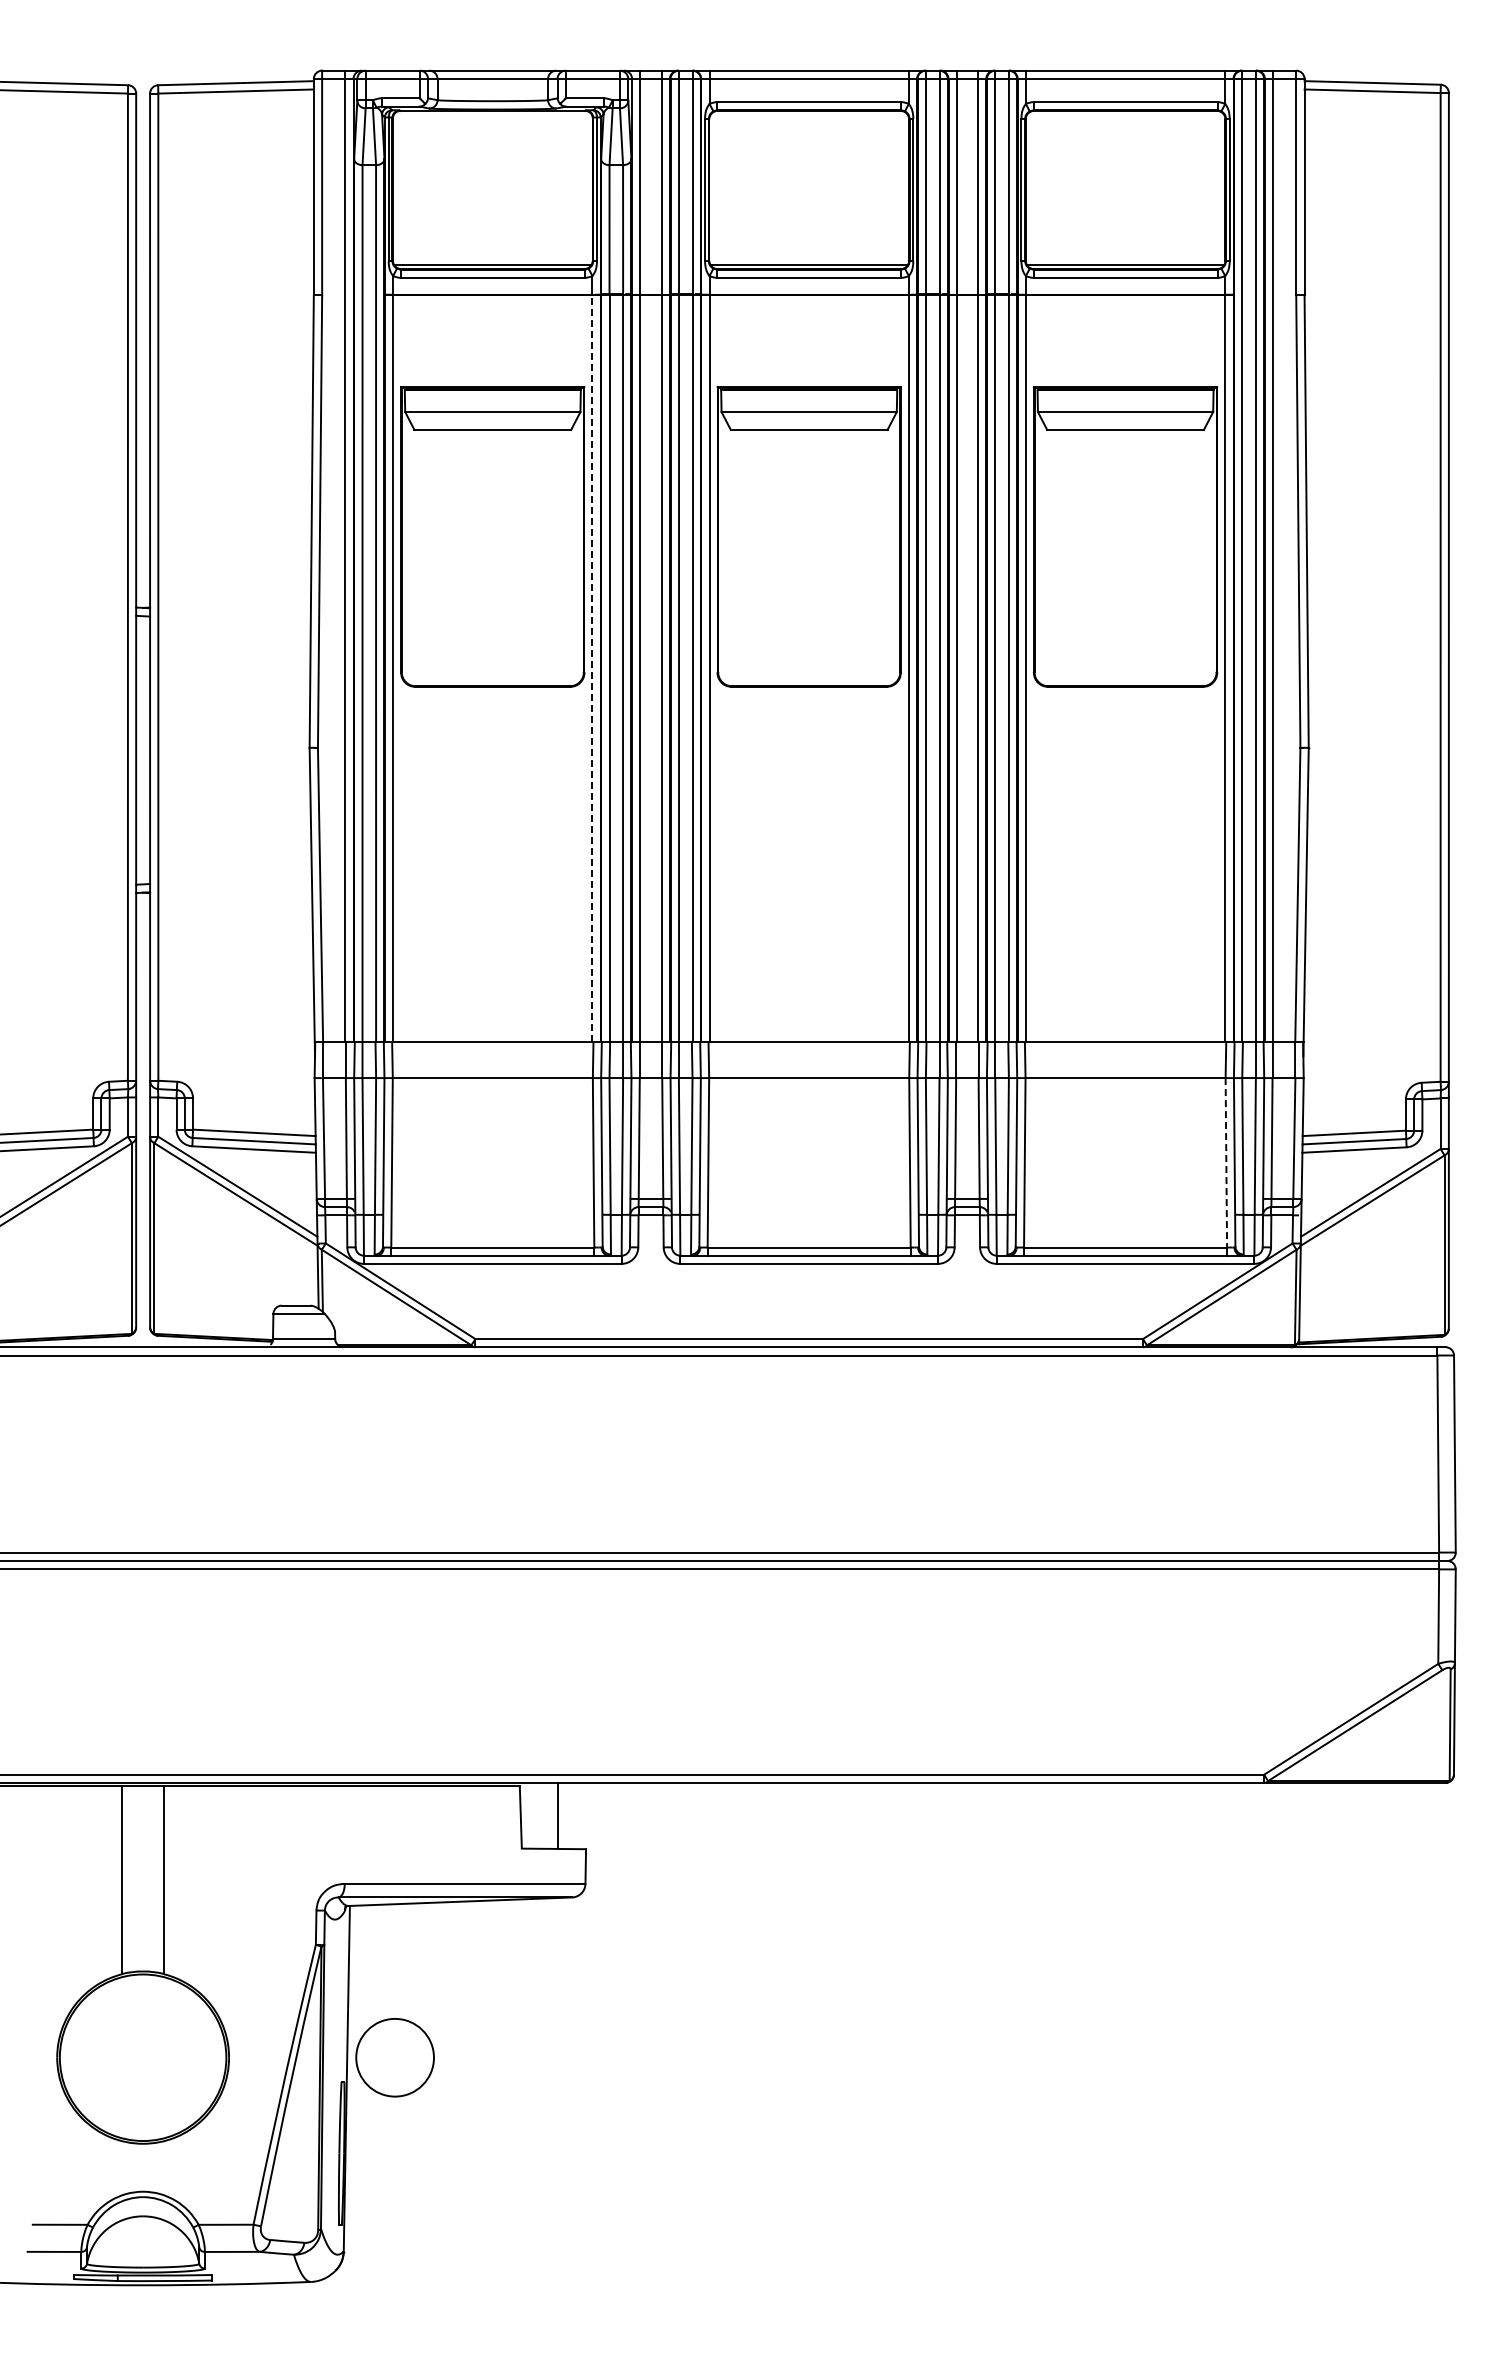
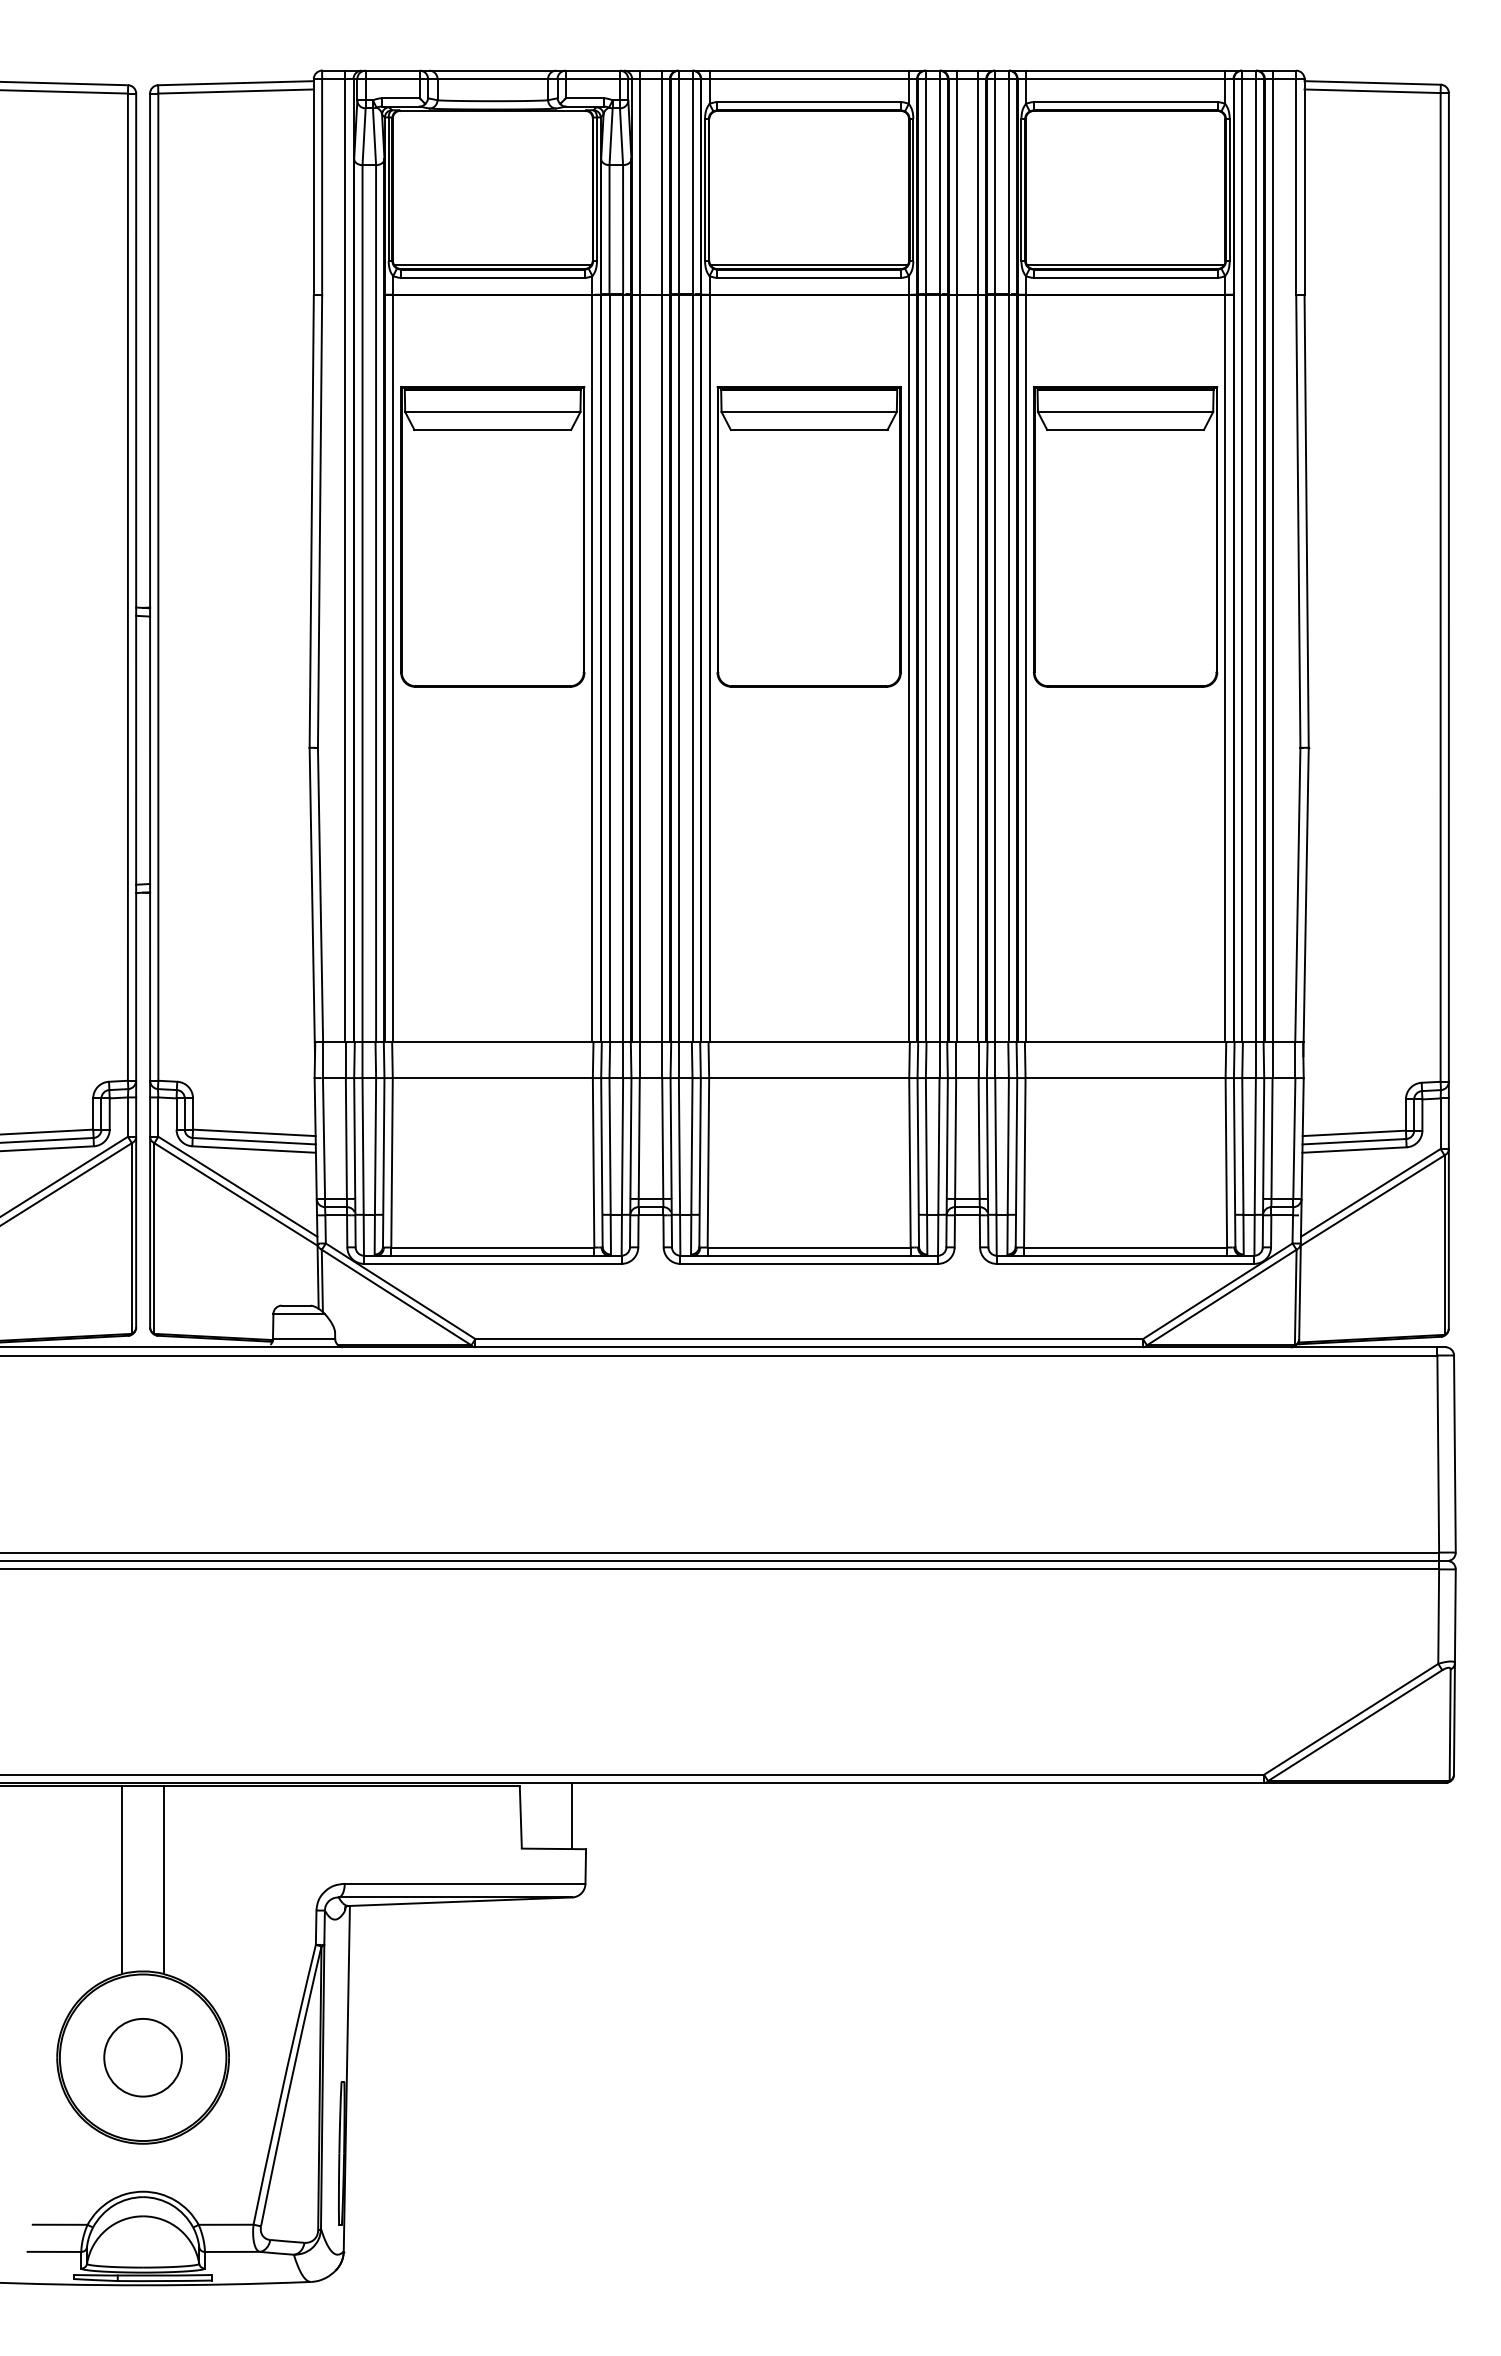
line: dashed -> solid (592, 668)
line: dashed -> solid (1226, 1162)
line position: (558, 1816) -> (572, 1816) (572, 1816)
circle position: (394, 2057) -> (142, 2057) (142, 2057)
